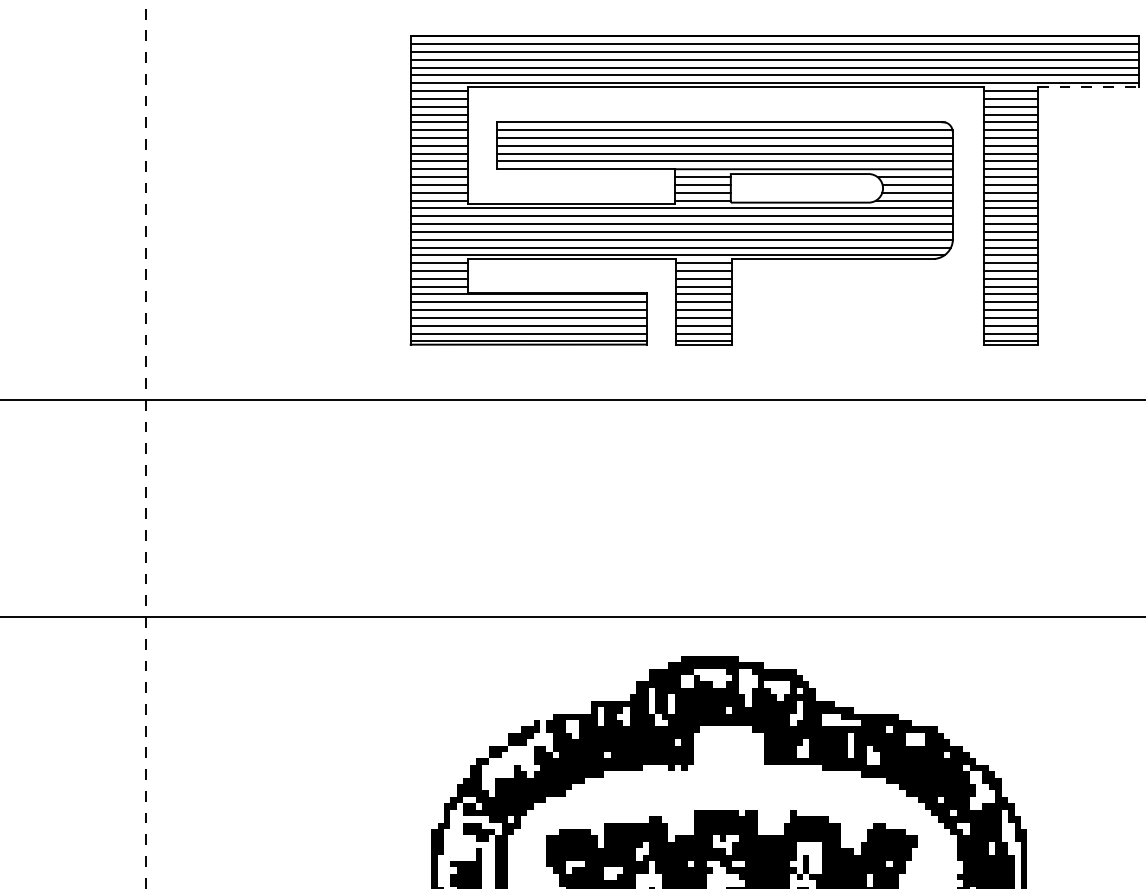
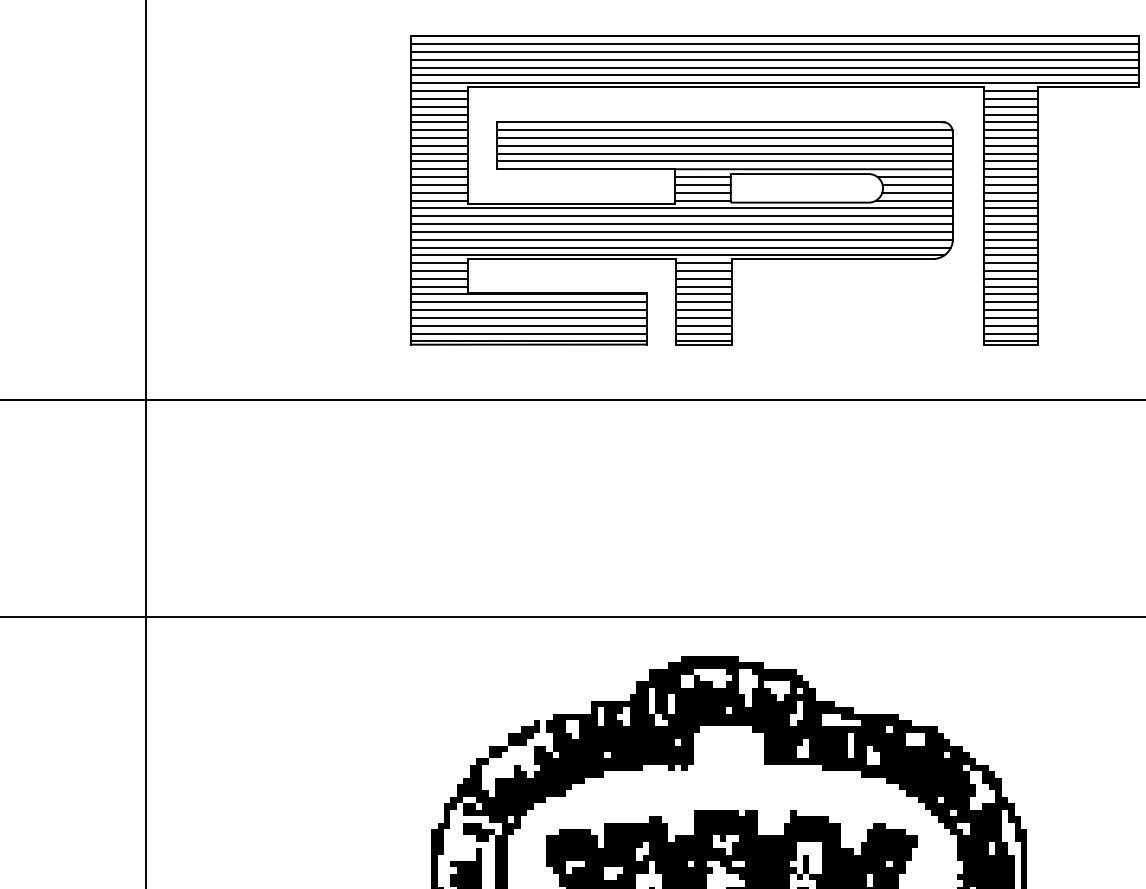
line: dashed -> solid (1088, 87)
line: dashed -> solid (145, 444)
